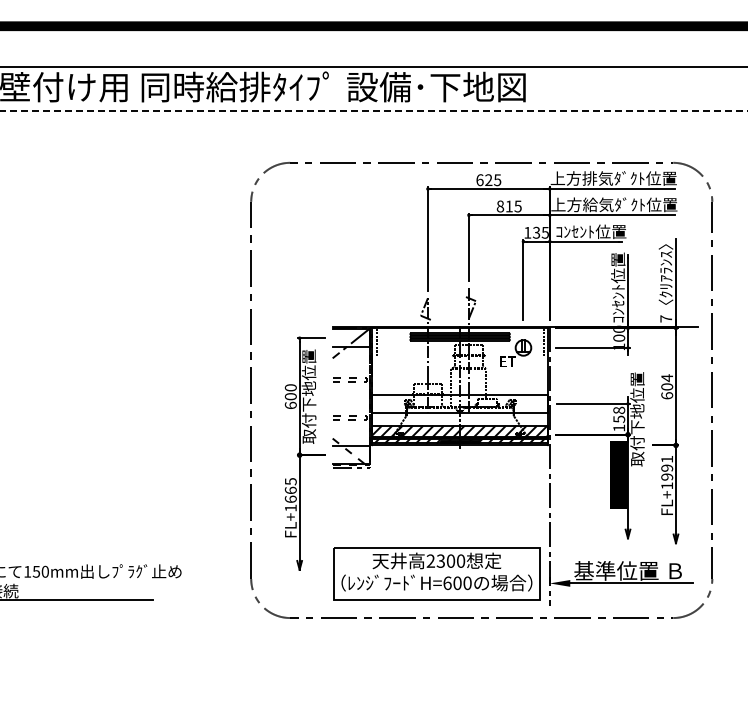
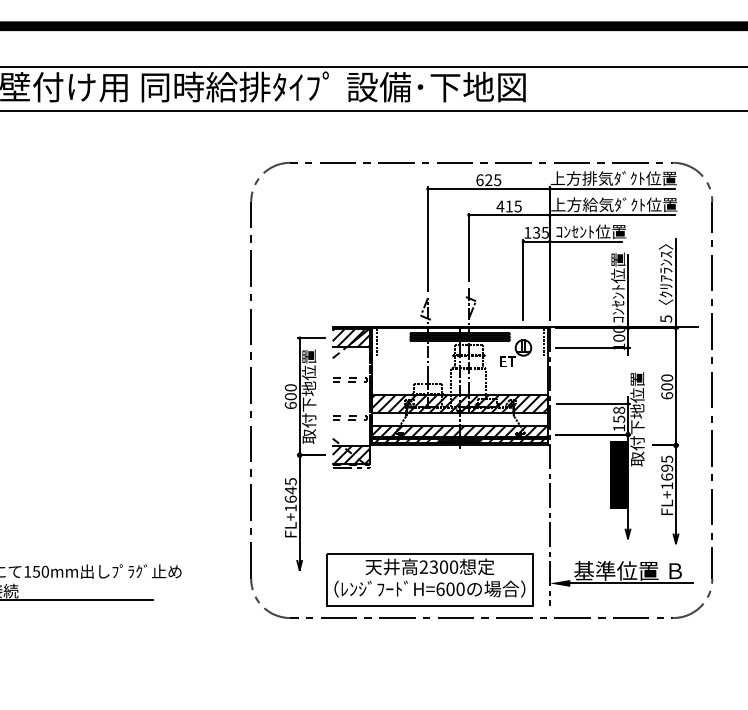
line: dashed -> solid (374, 111)
text: 815 -> 415 (500, 206)
text: 7 -> 5 (666, 318)
hatch: none -> present (351, 337)
text: 604 -> 600 (667, 378)
hatch: none -> present (459, 403)
hatch: none -> present (351, 454)
text: FL+1991 -> FL+1695 (667, 467)
text: FL+1665 -> FL+1645 (290, 490)
part position: (436, 573) -> (429, 579) (429, 579)
